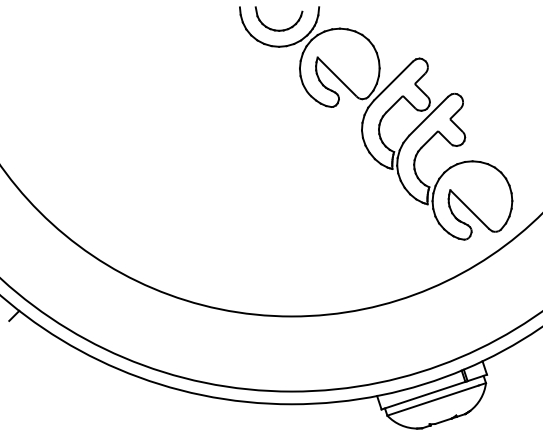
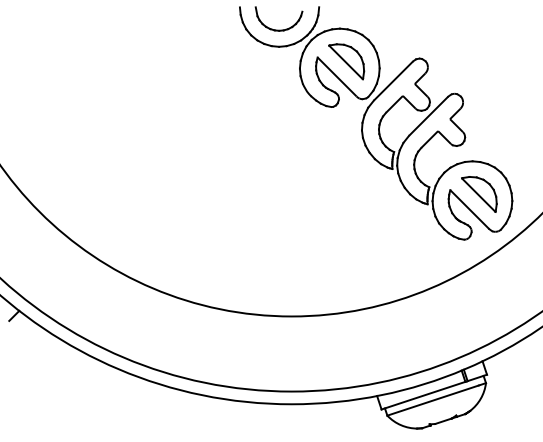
part: none -> present (346, 61)
part: none -> present (479, 194)
